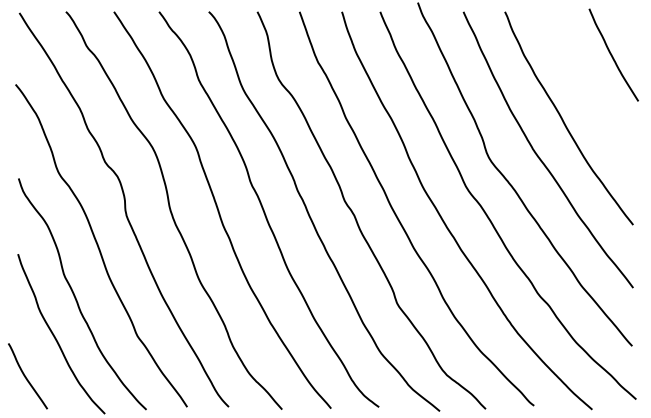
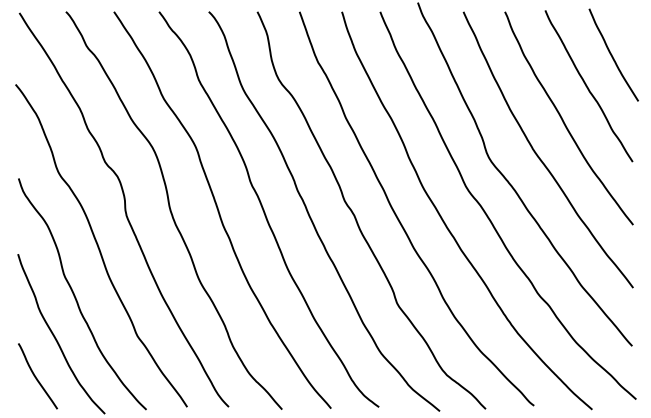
curve: none -> present (587, 86)
curve position: (26, 376) -> (36, 376) (36, 376)
